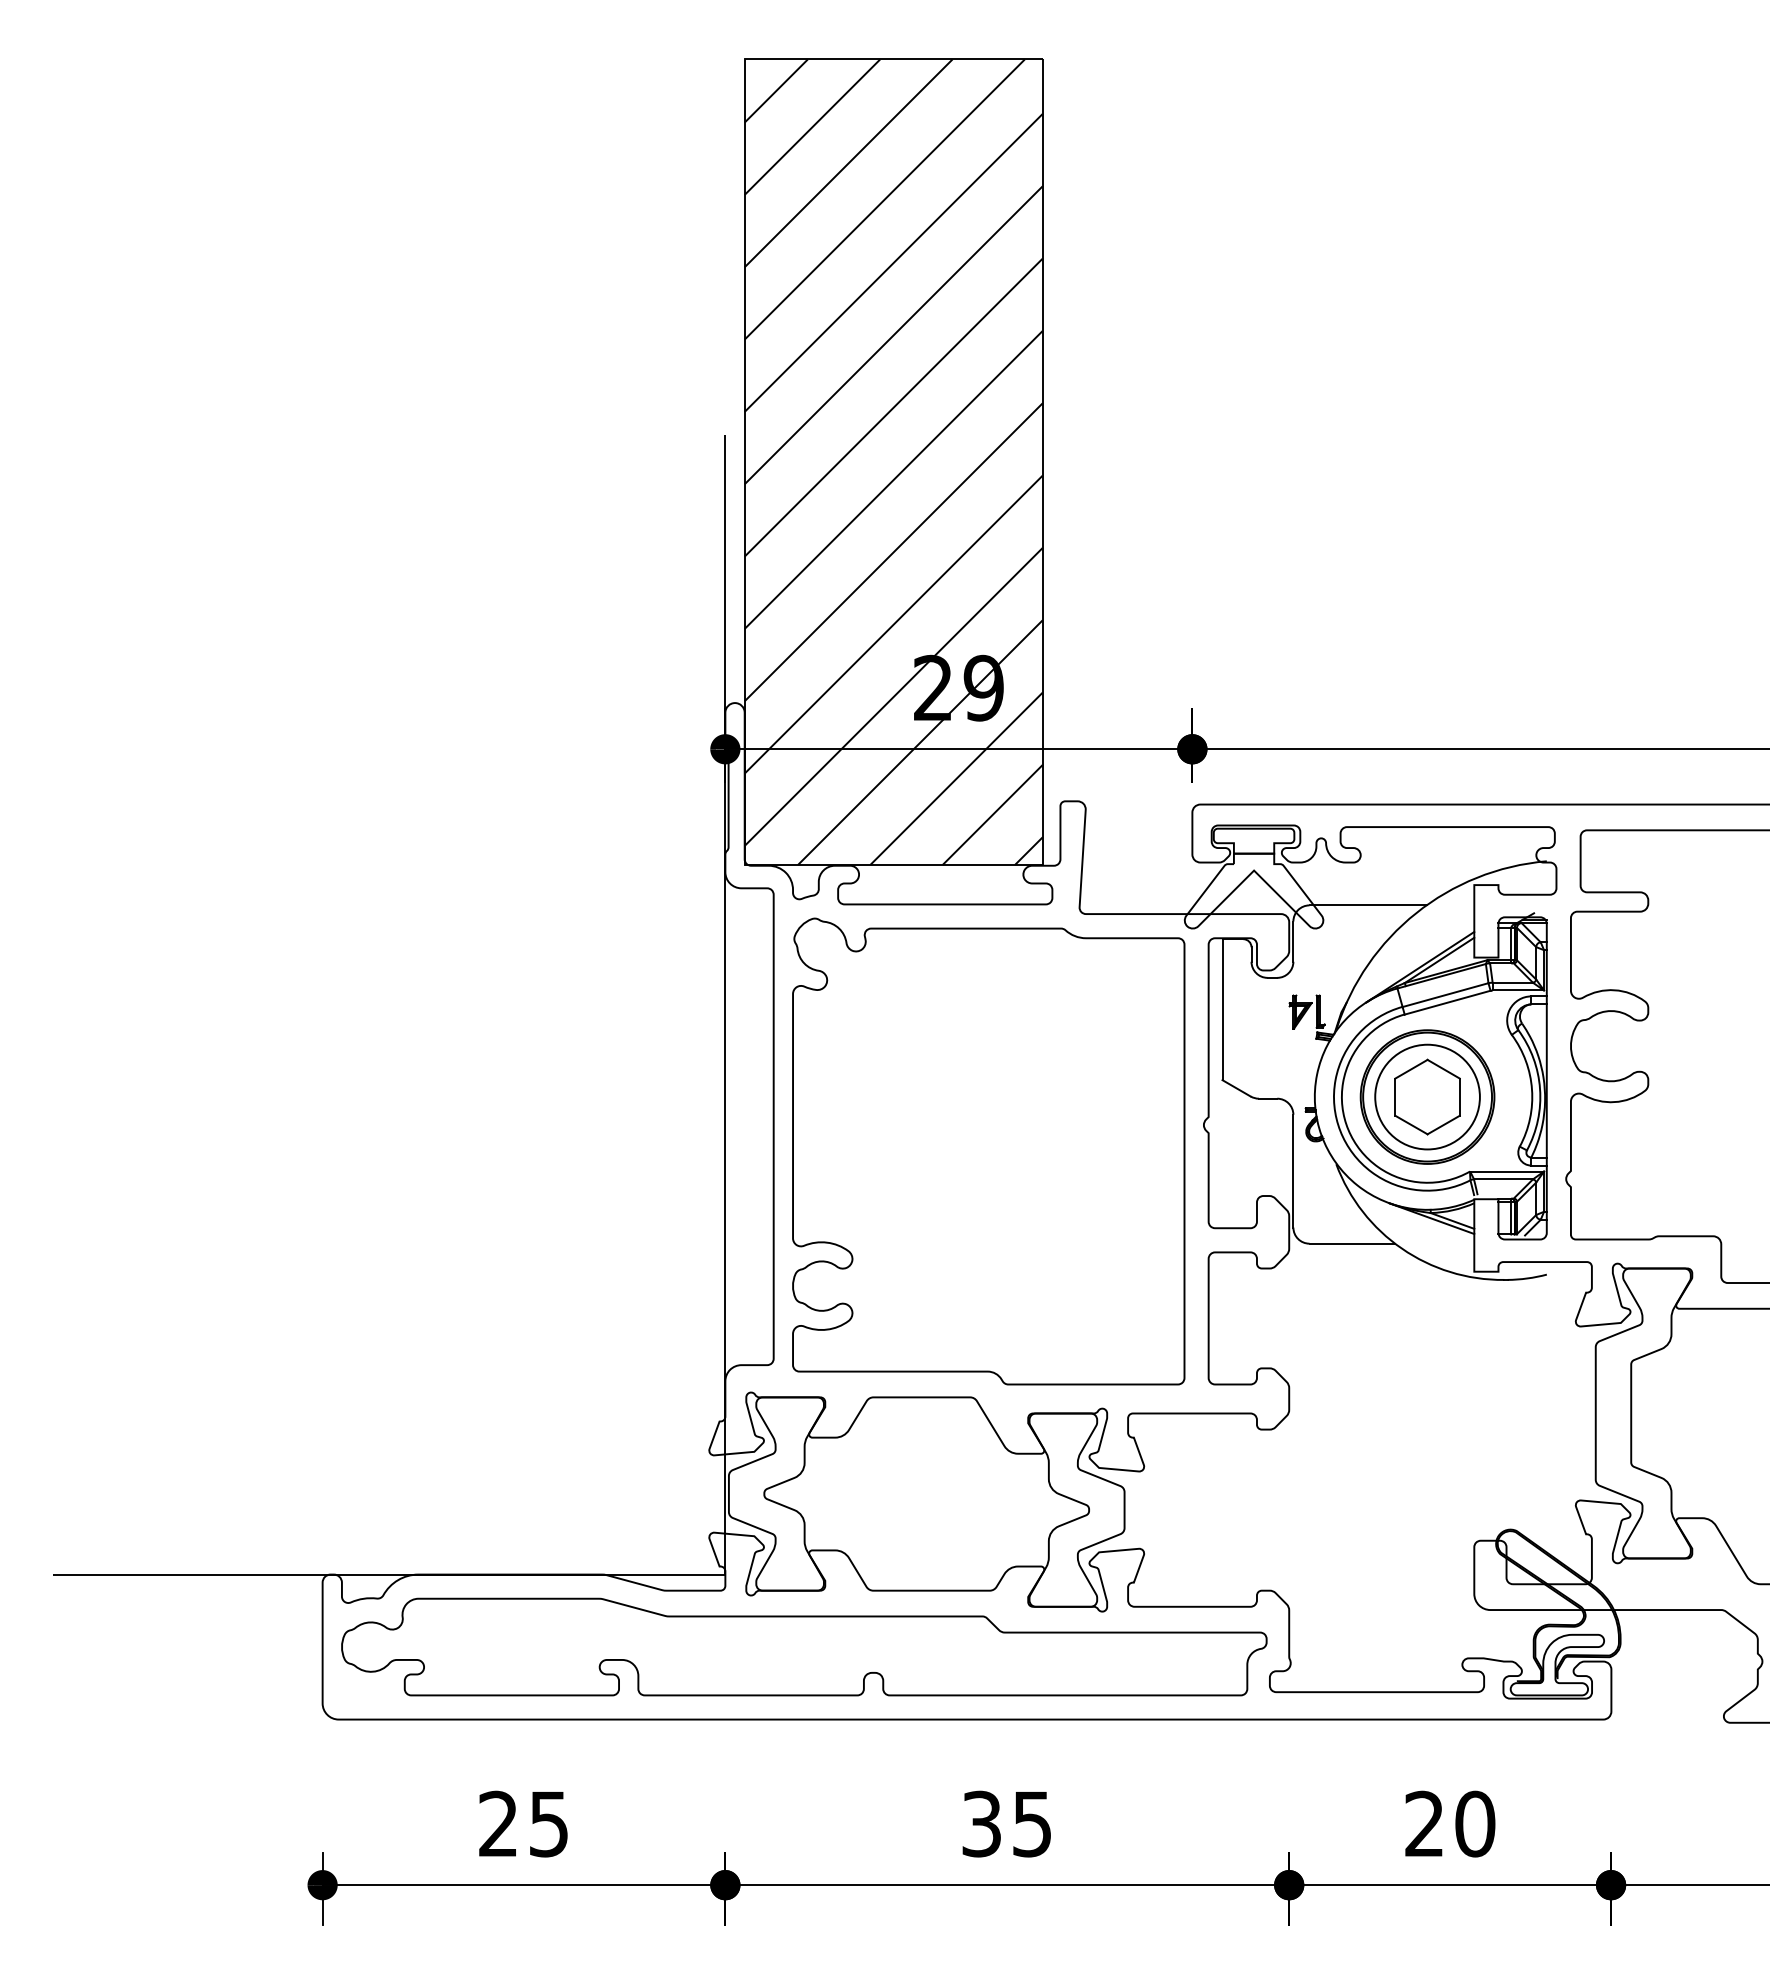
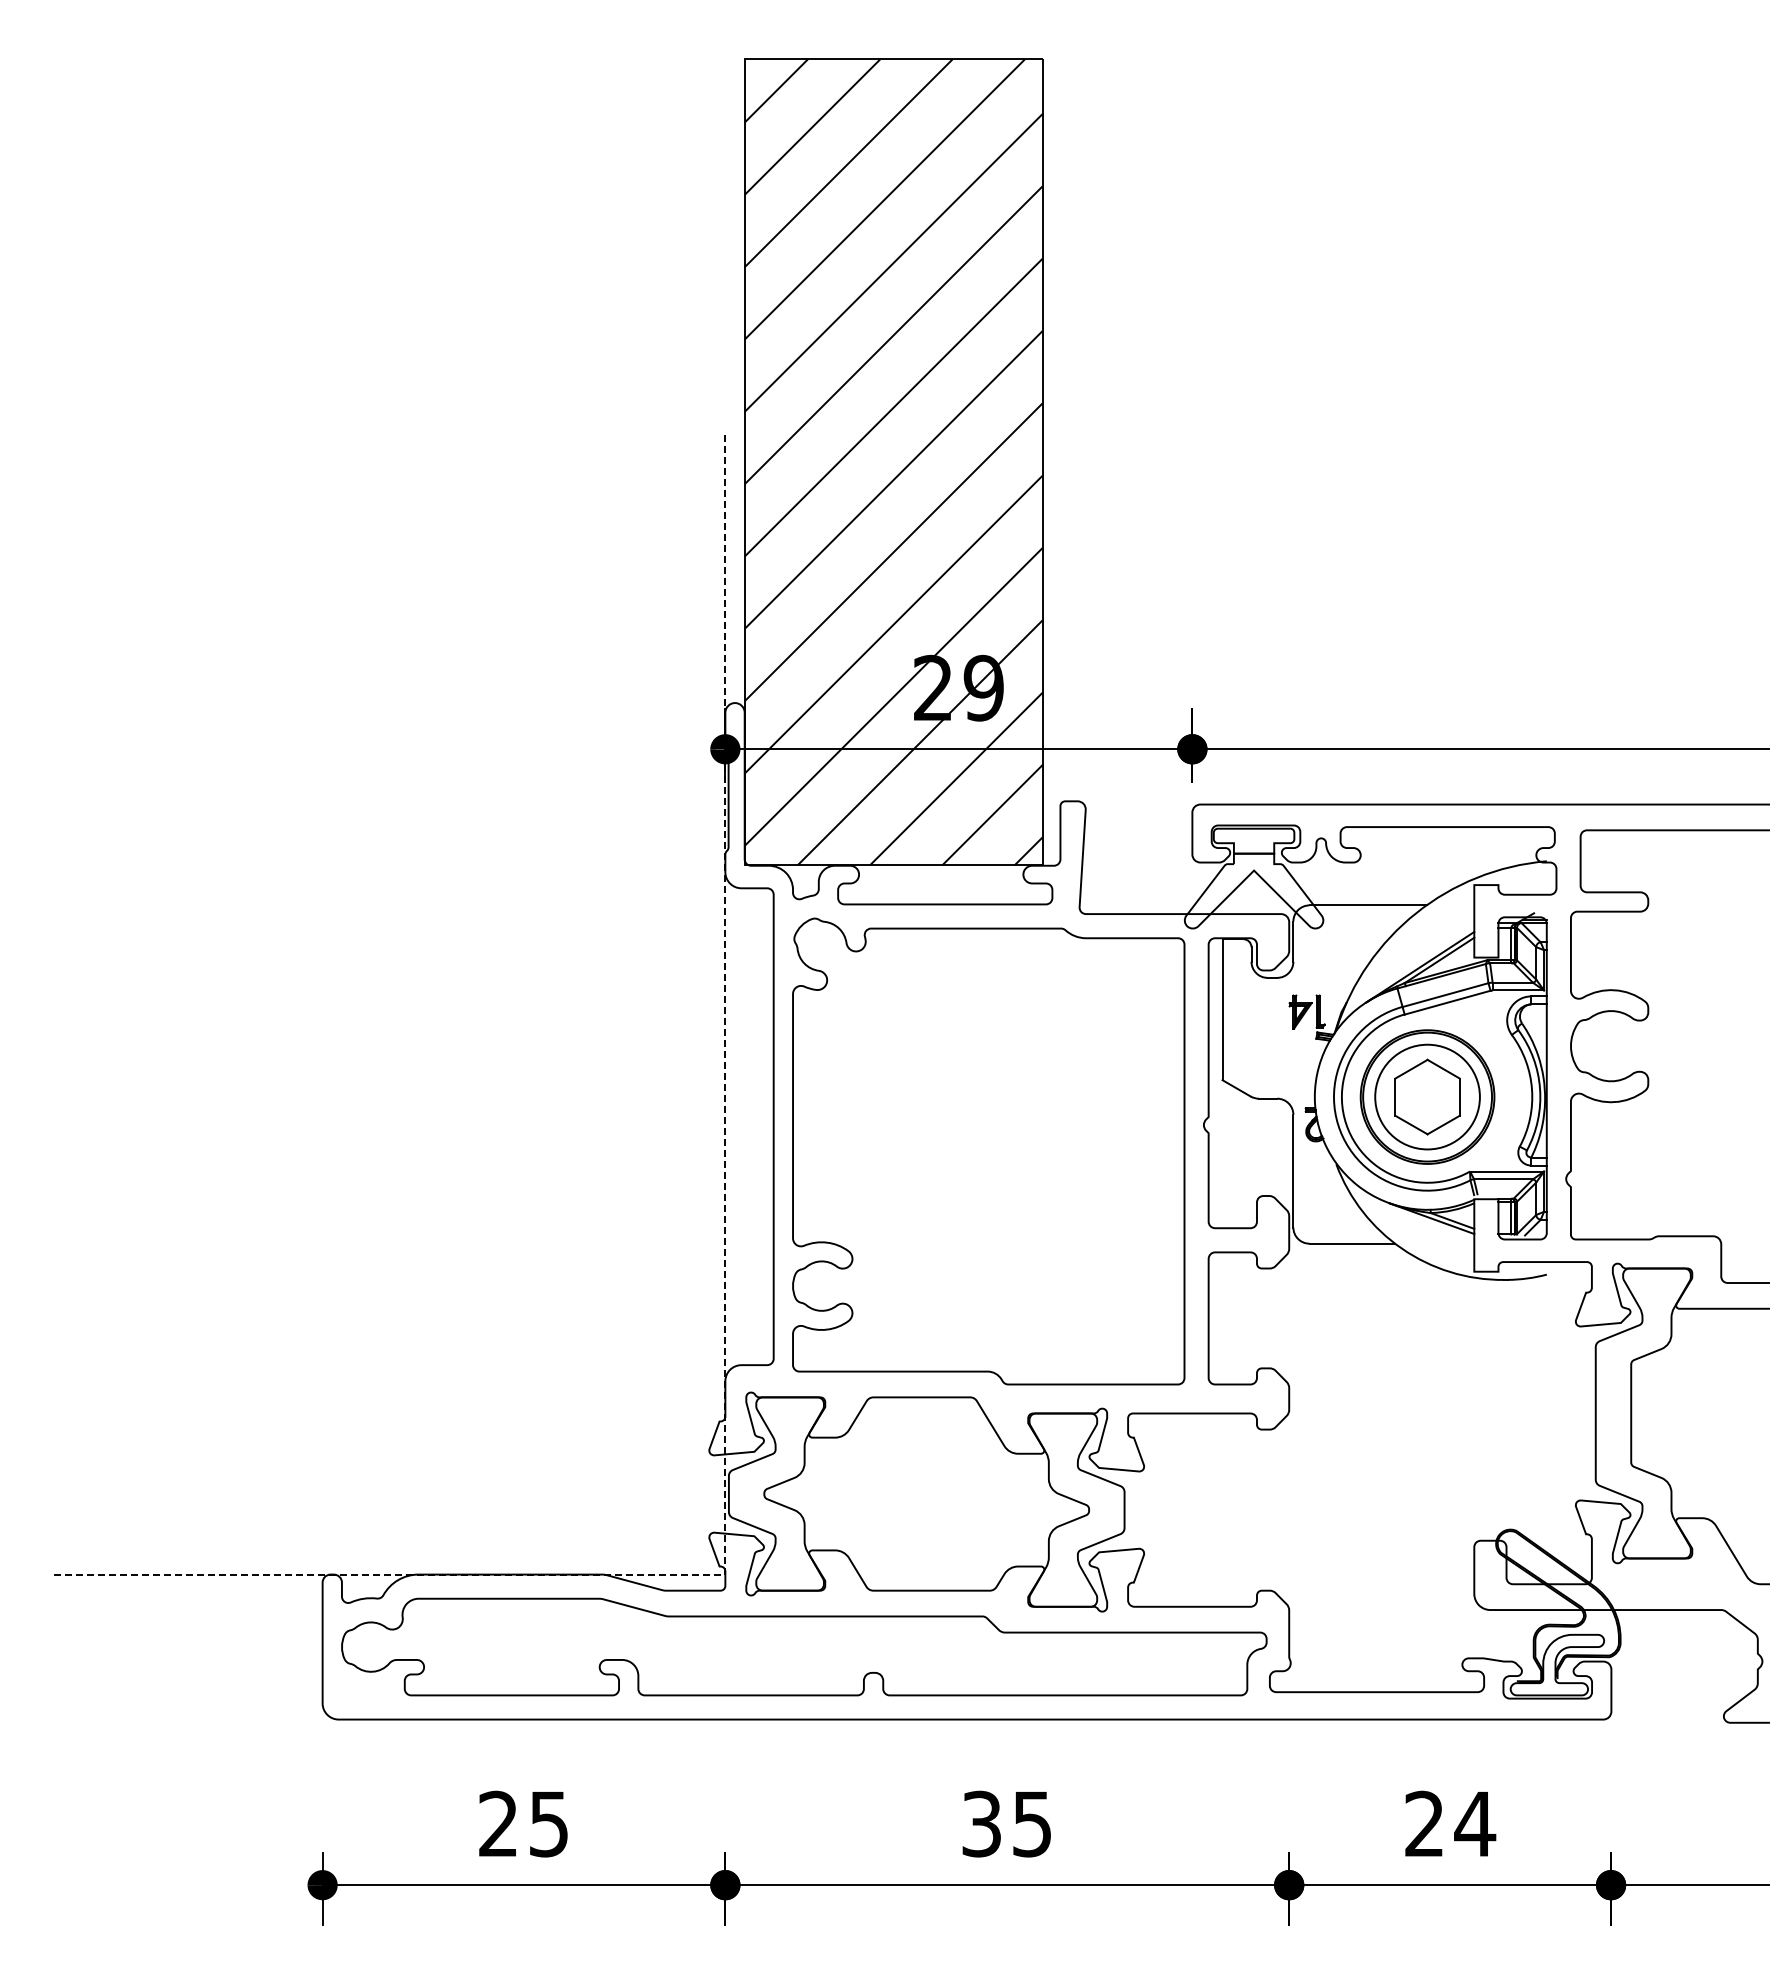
line: solid -> dashed (725, 1341)
text: 20 -> 24 (1475, 1823)
